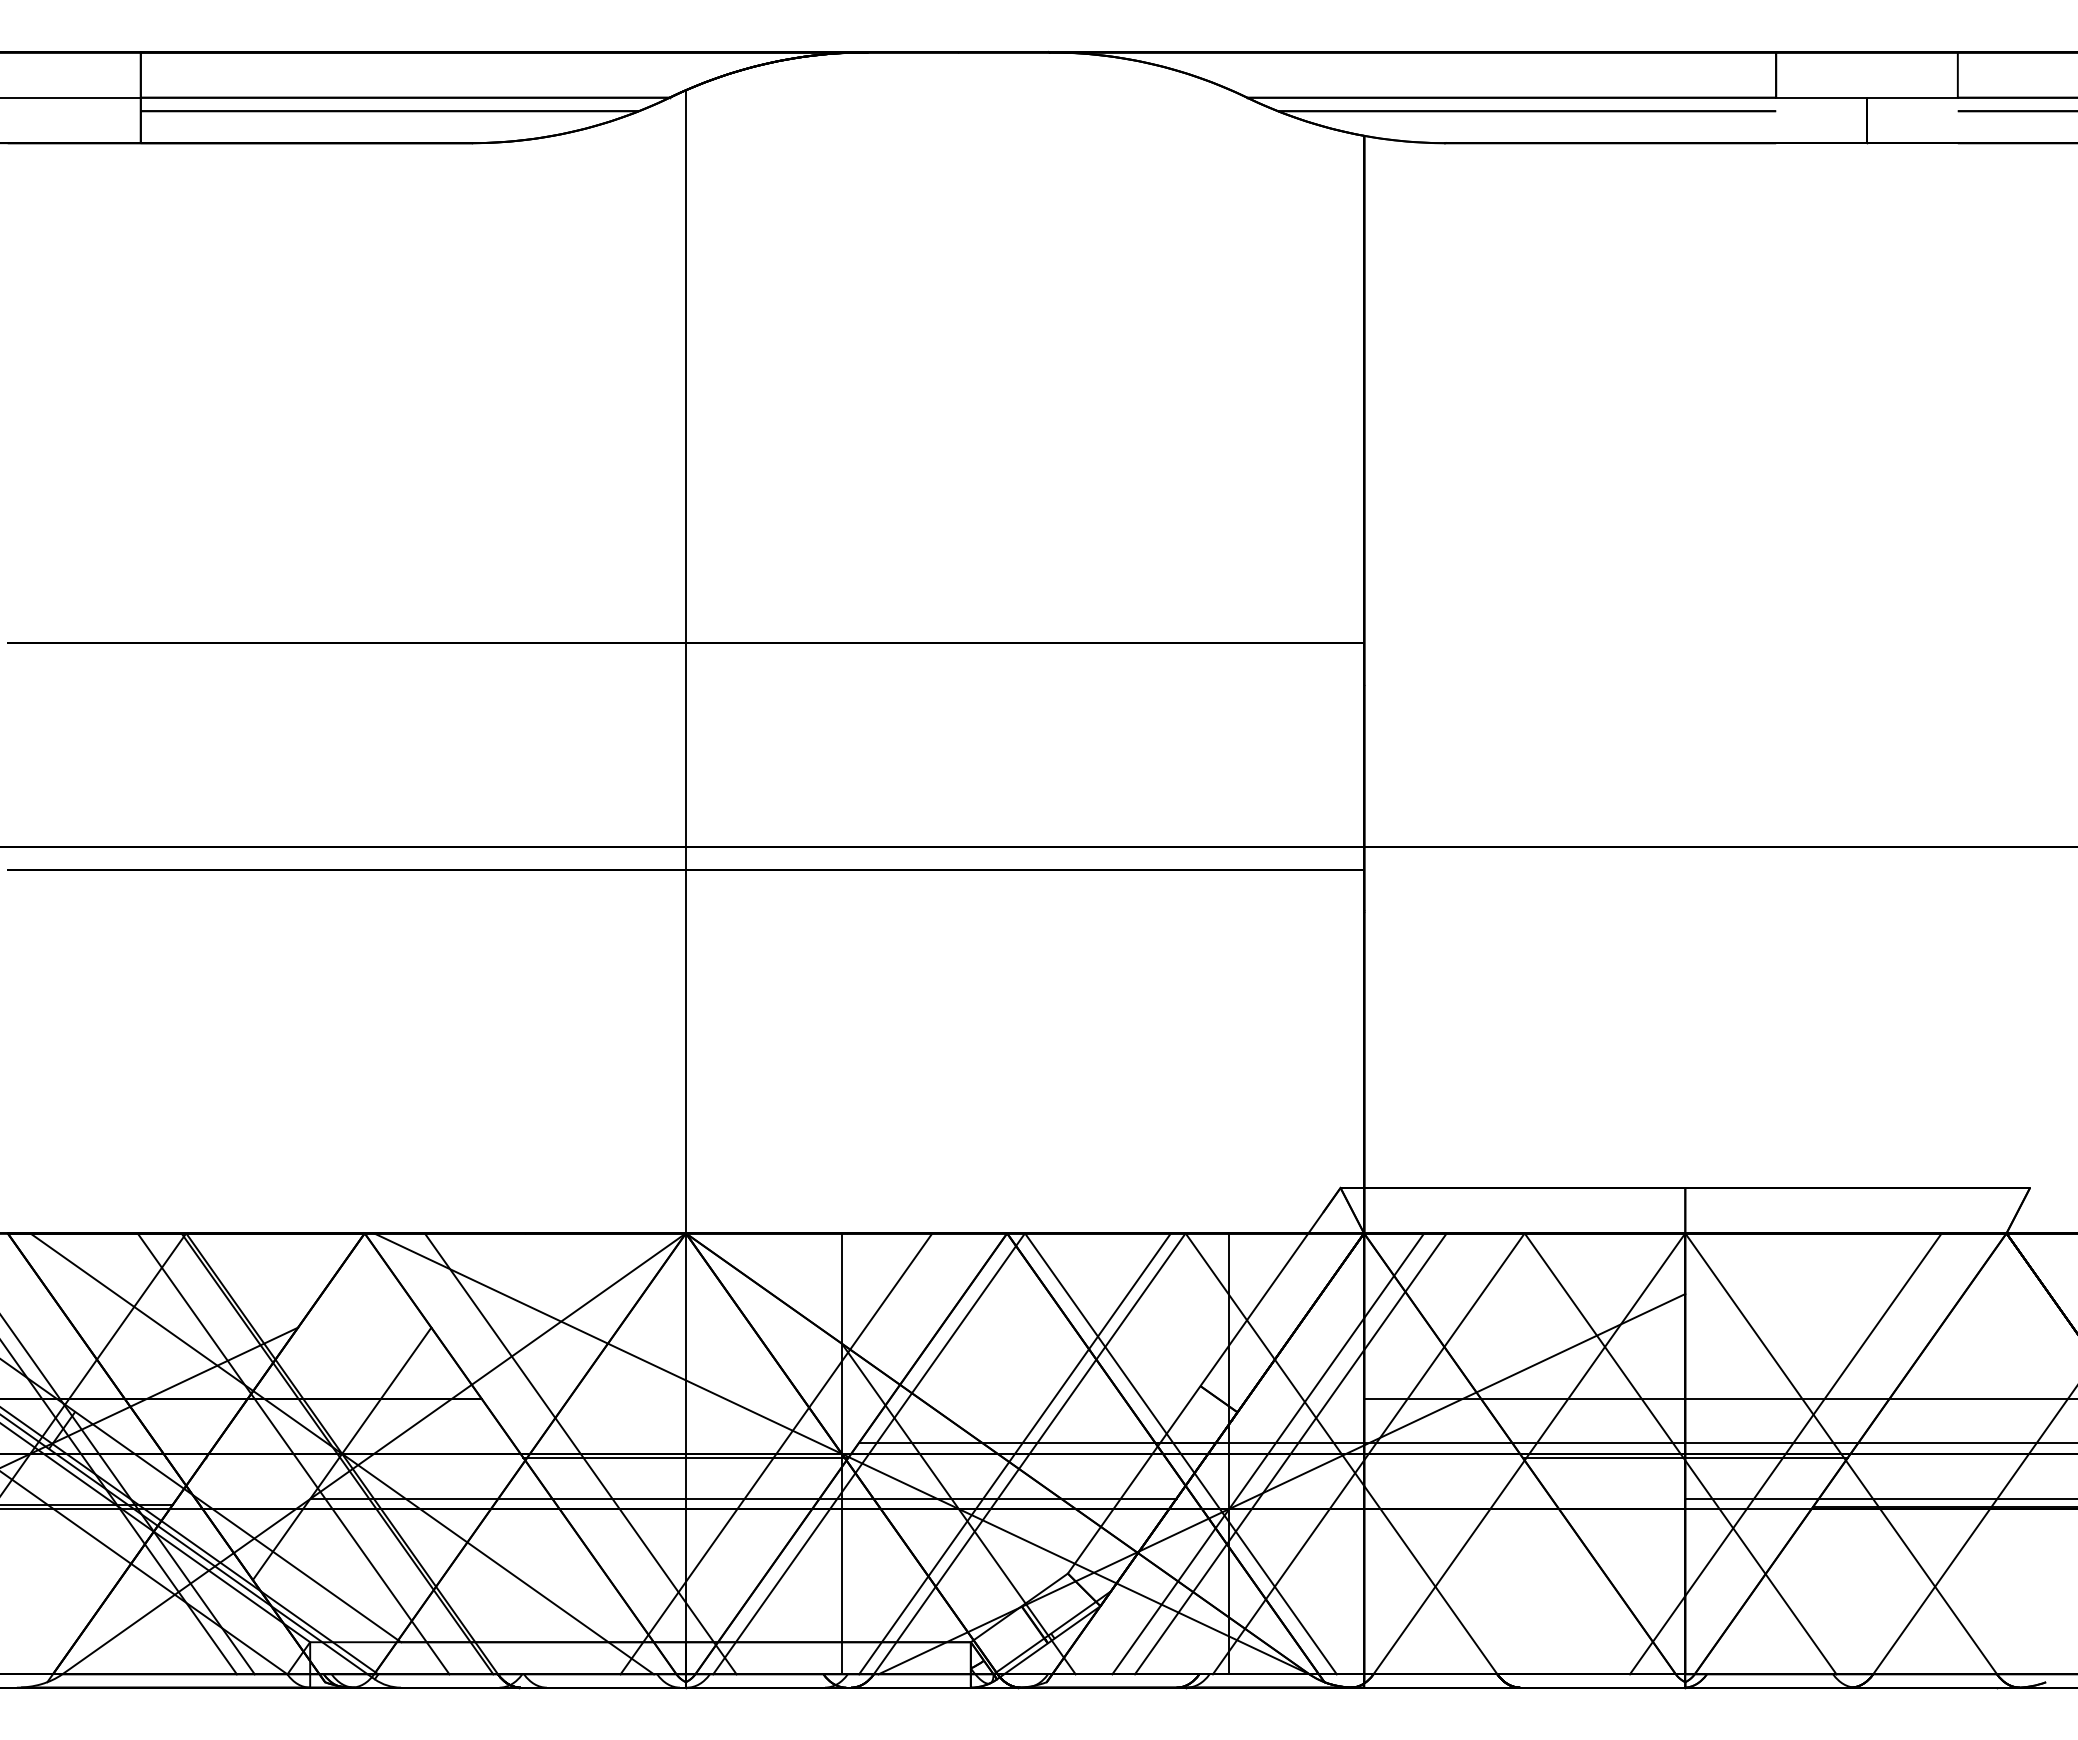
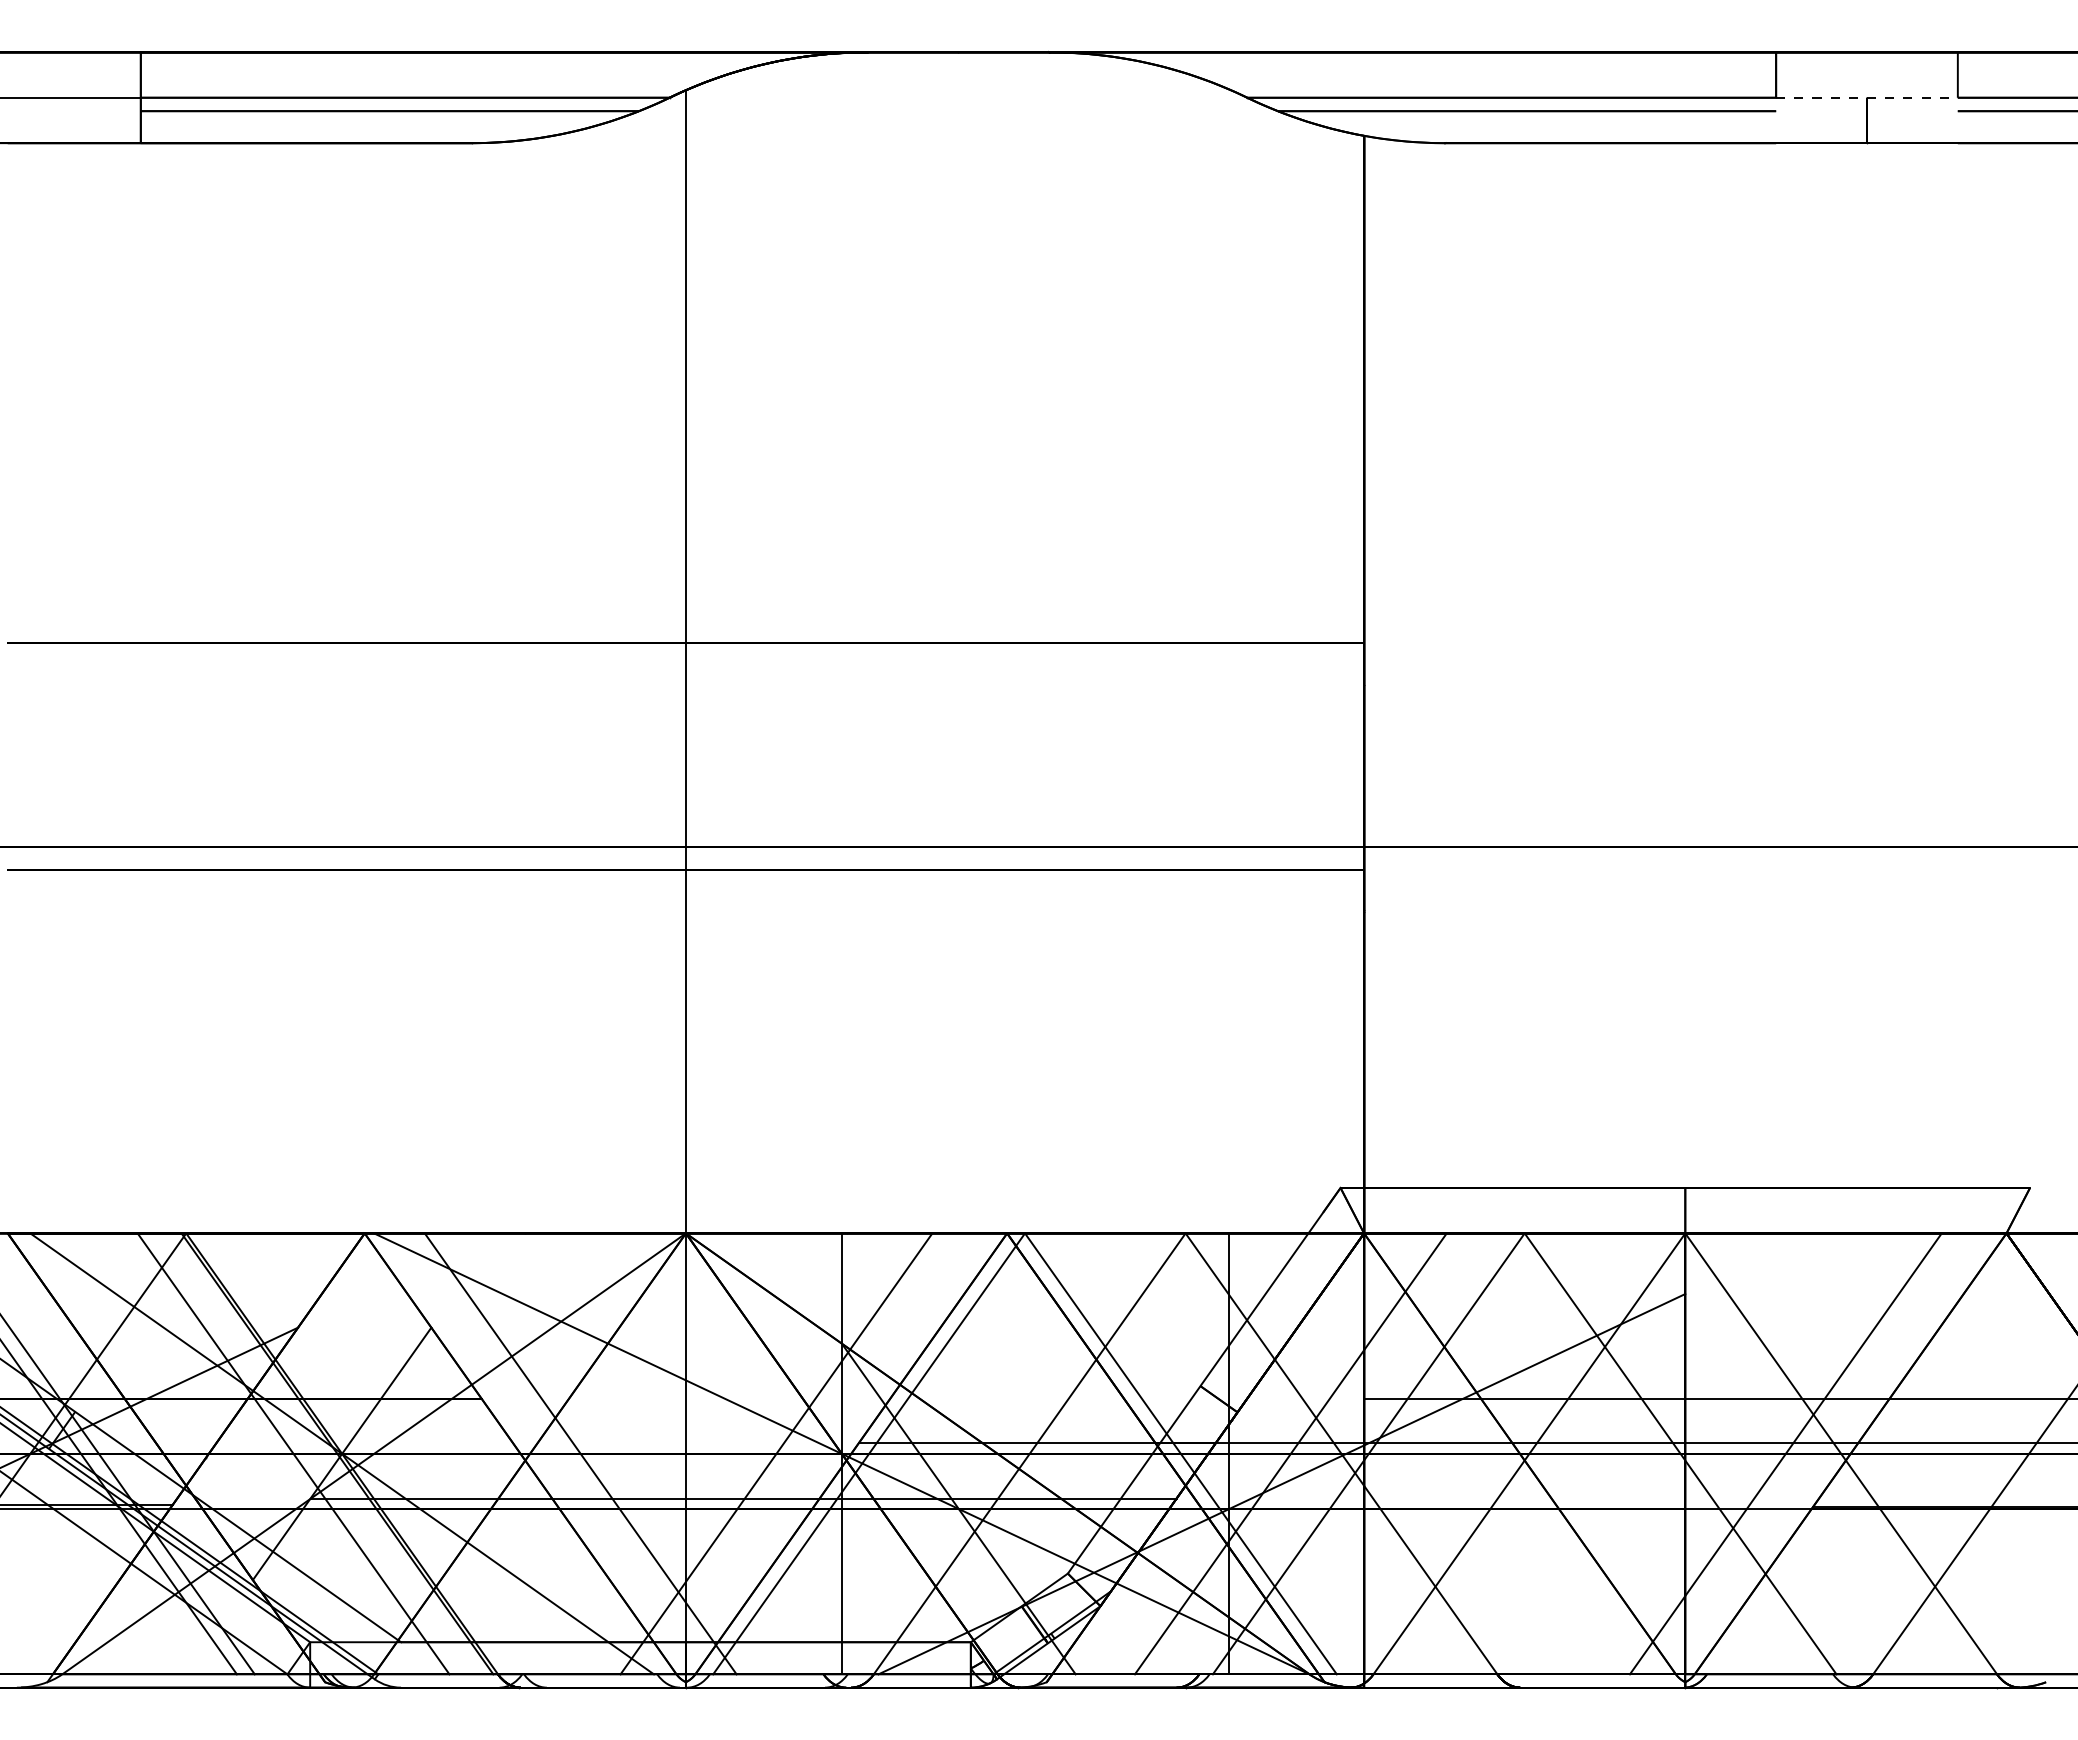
line: solid -> dashed (1866, 97)
line: present -> none (1014, 1453)
line: present -> none (1268, 1453)
line: present -> none (685, 1457)
line: present -> none (1684, 1457)
line: present -> none (1879, 1498)
